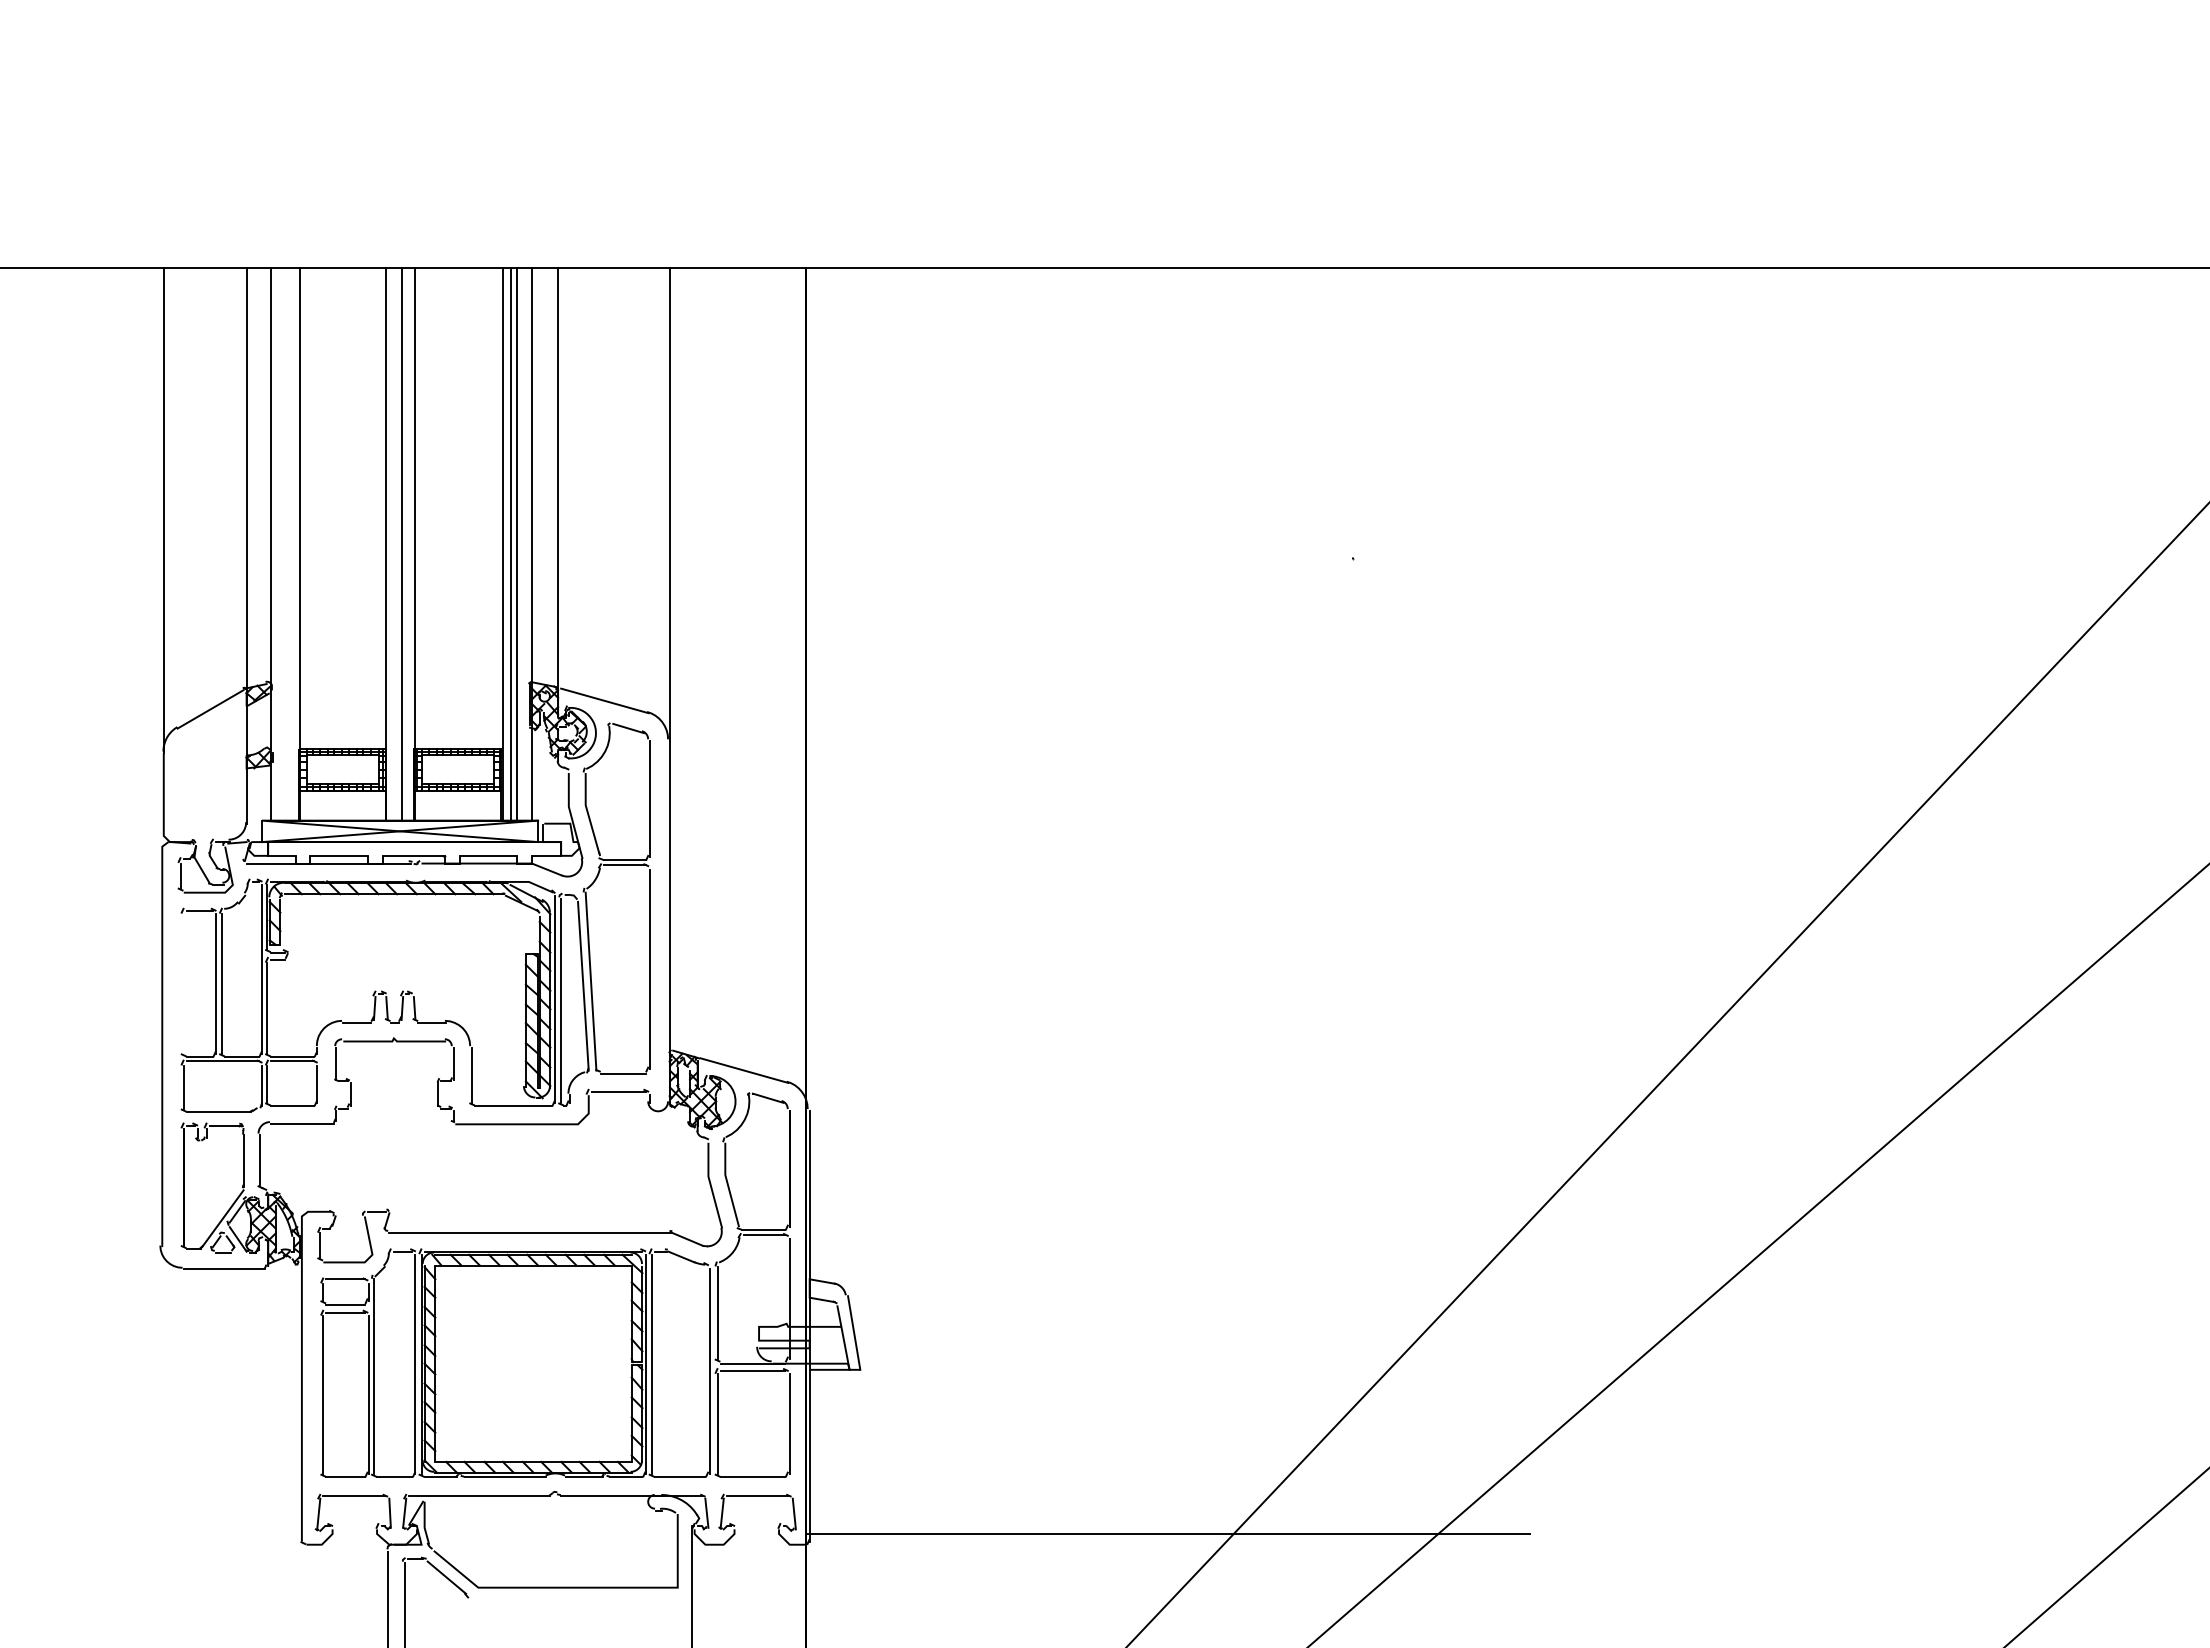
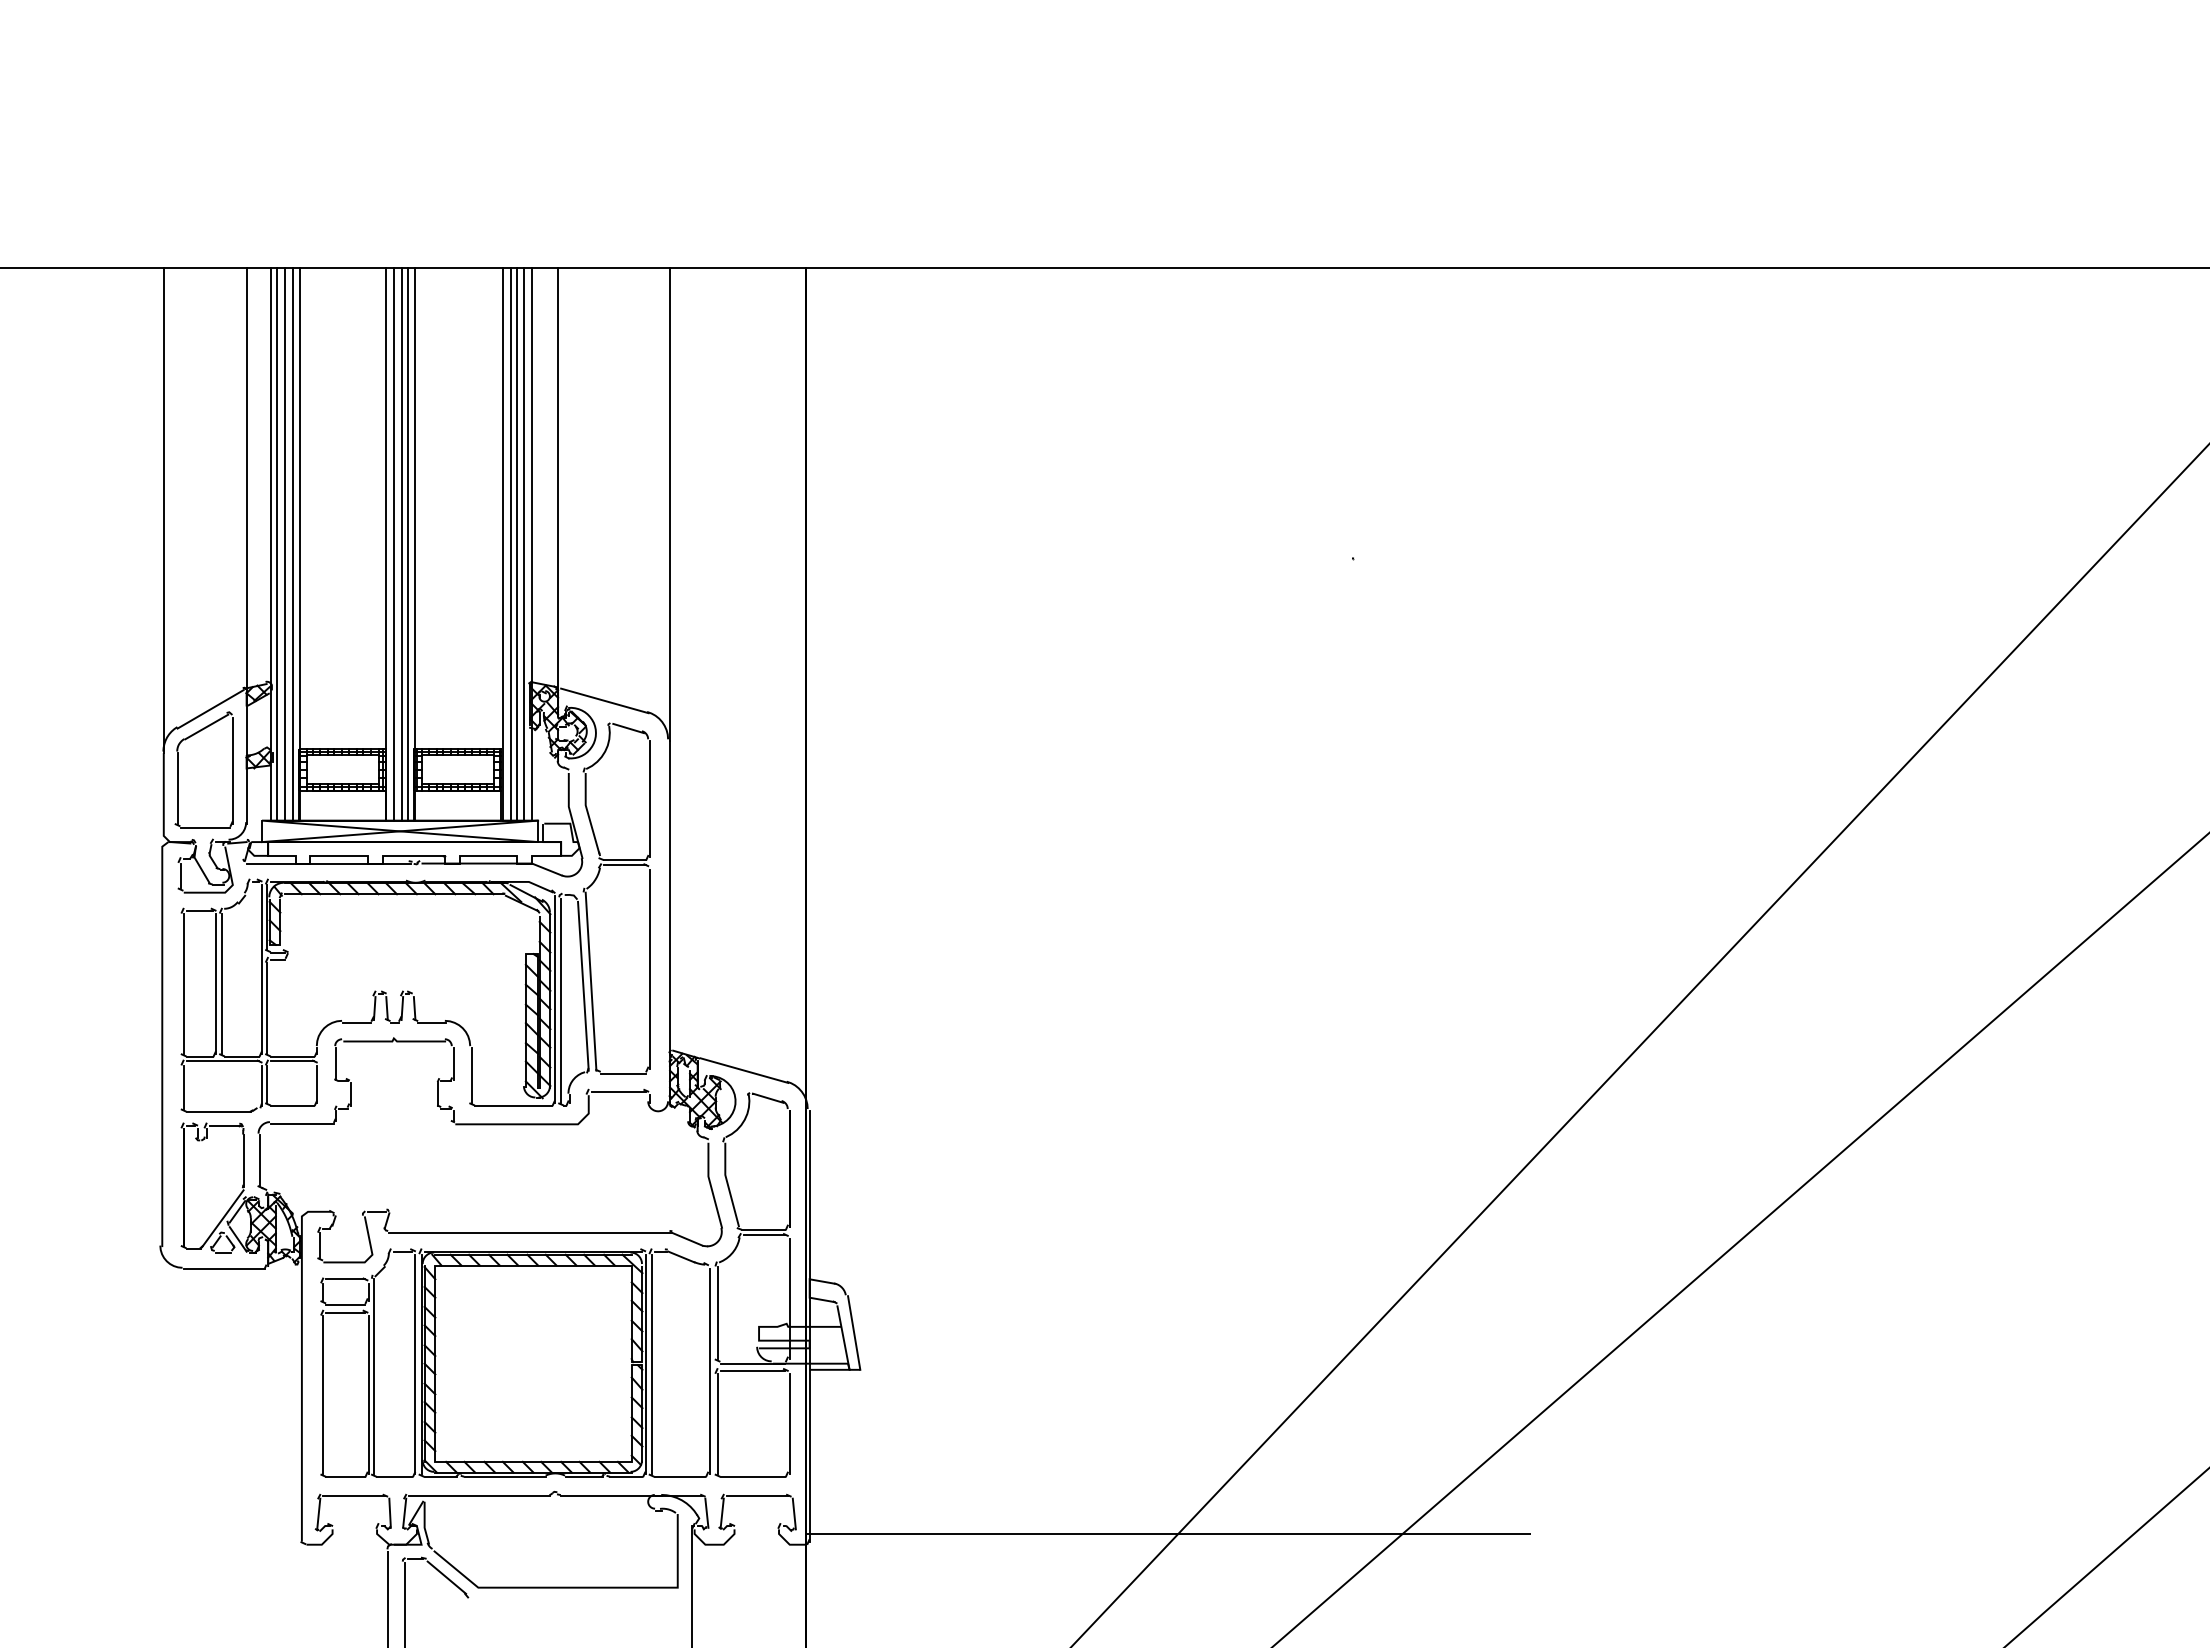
line: none -> present (277, 543)
line: none -> present (285, 543)
line: none -> present (292, 543)
line: none -> present (393, 543)
line: none -> present (407, 543)
line: none -> present (524, 543)
part: none -> present (178, 769)
line: none -> present (183, 983)
line position: (1667, 1074) -> (1639, 1045) (1639, 1045)
line position: (1758, 1255) -> (1740, 1239) (1740, 1239)
